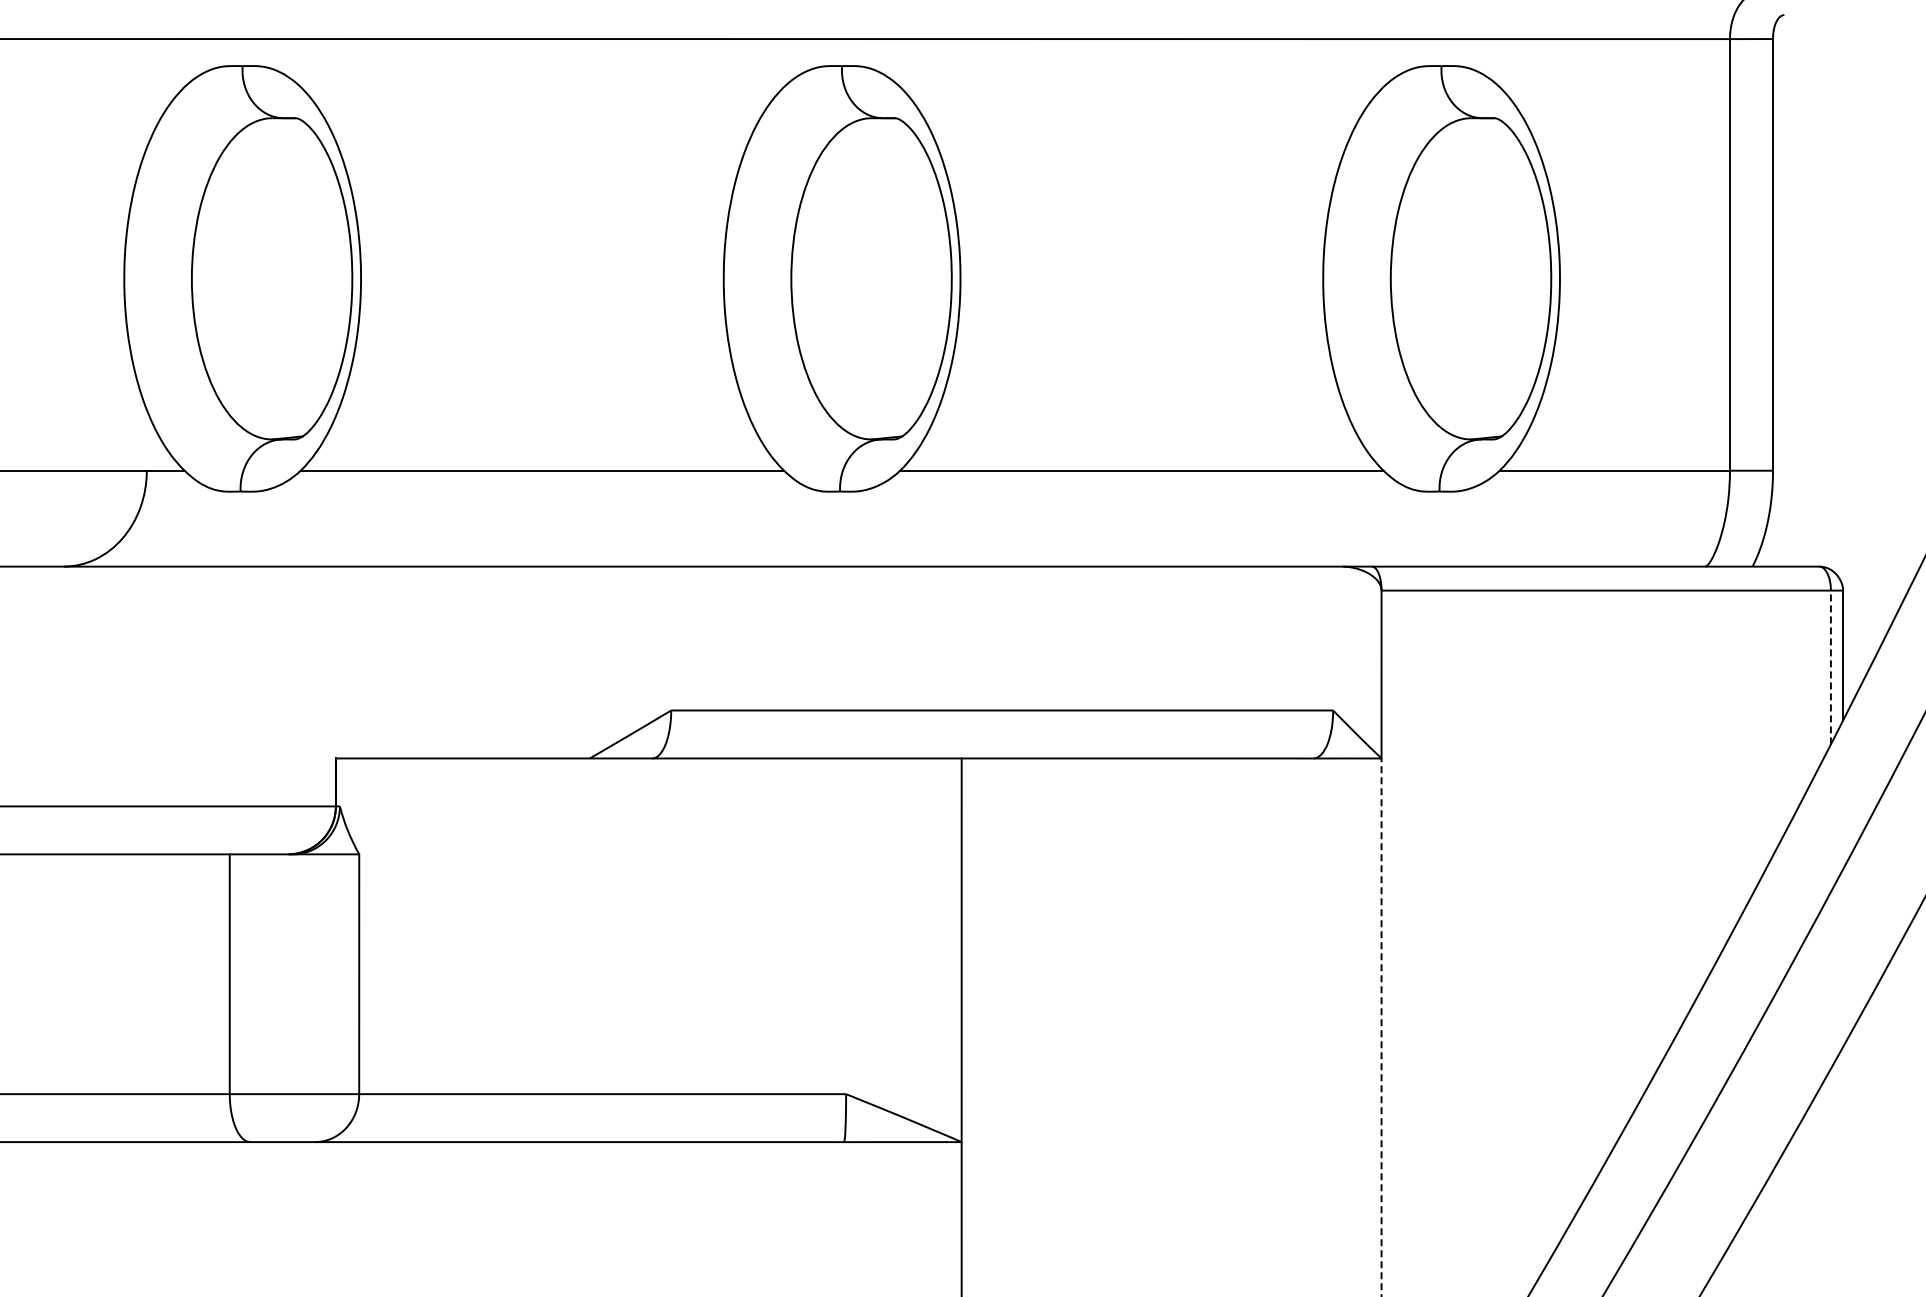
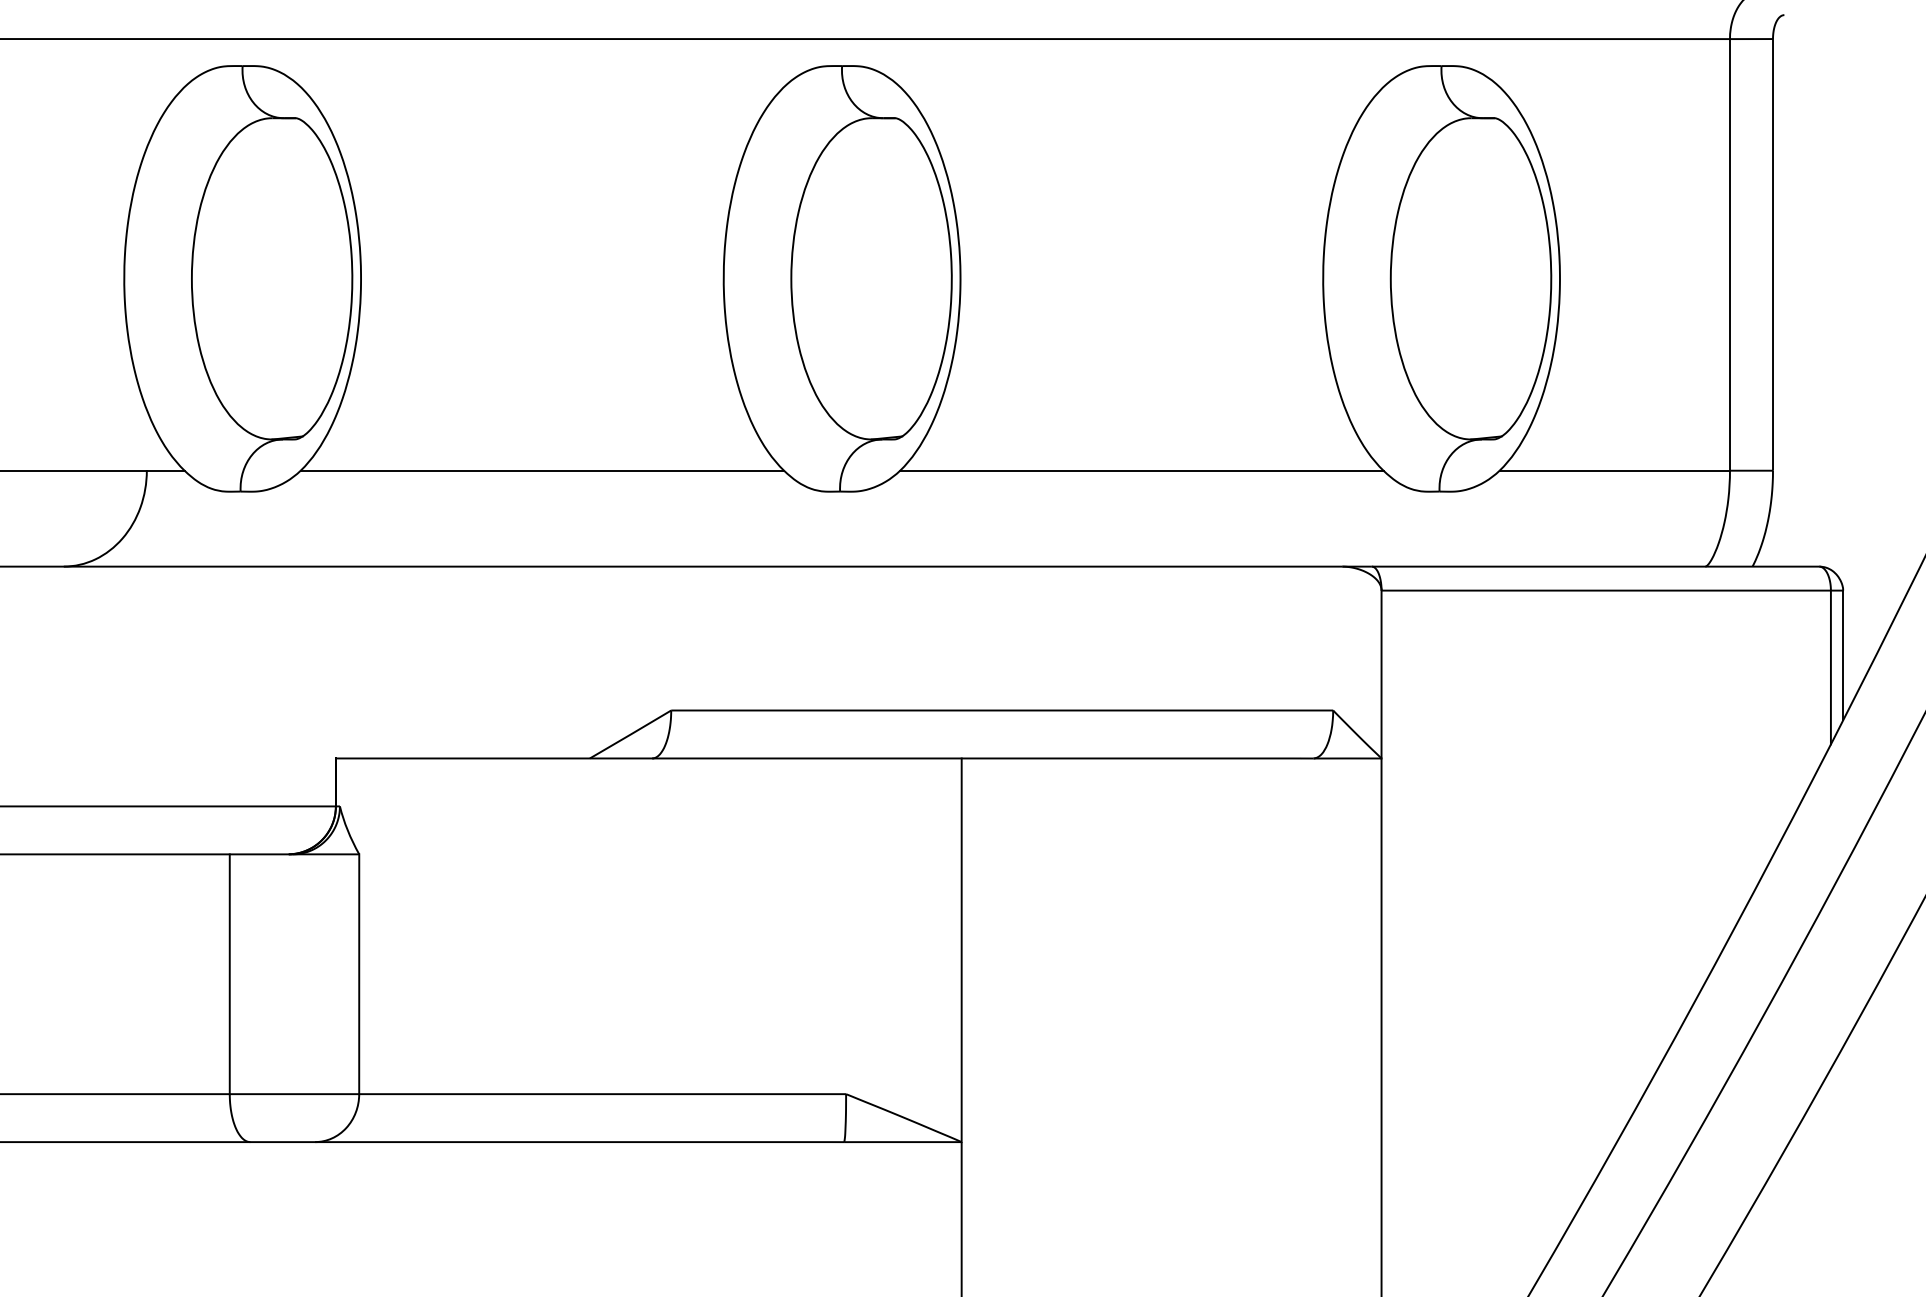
line: dashed -> solid (1830, 667)
line: dashed -> solid (1381, 1027)
